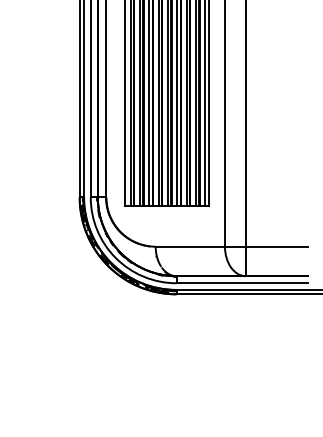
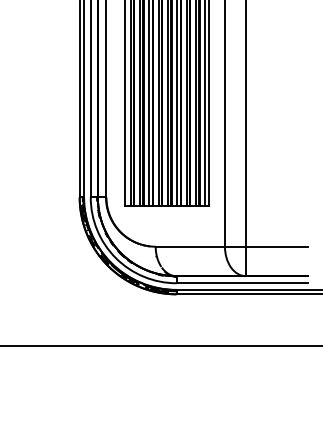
line: none -> present (160, 345)
